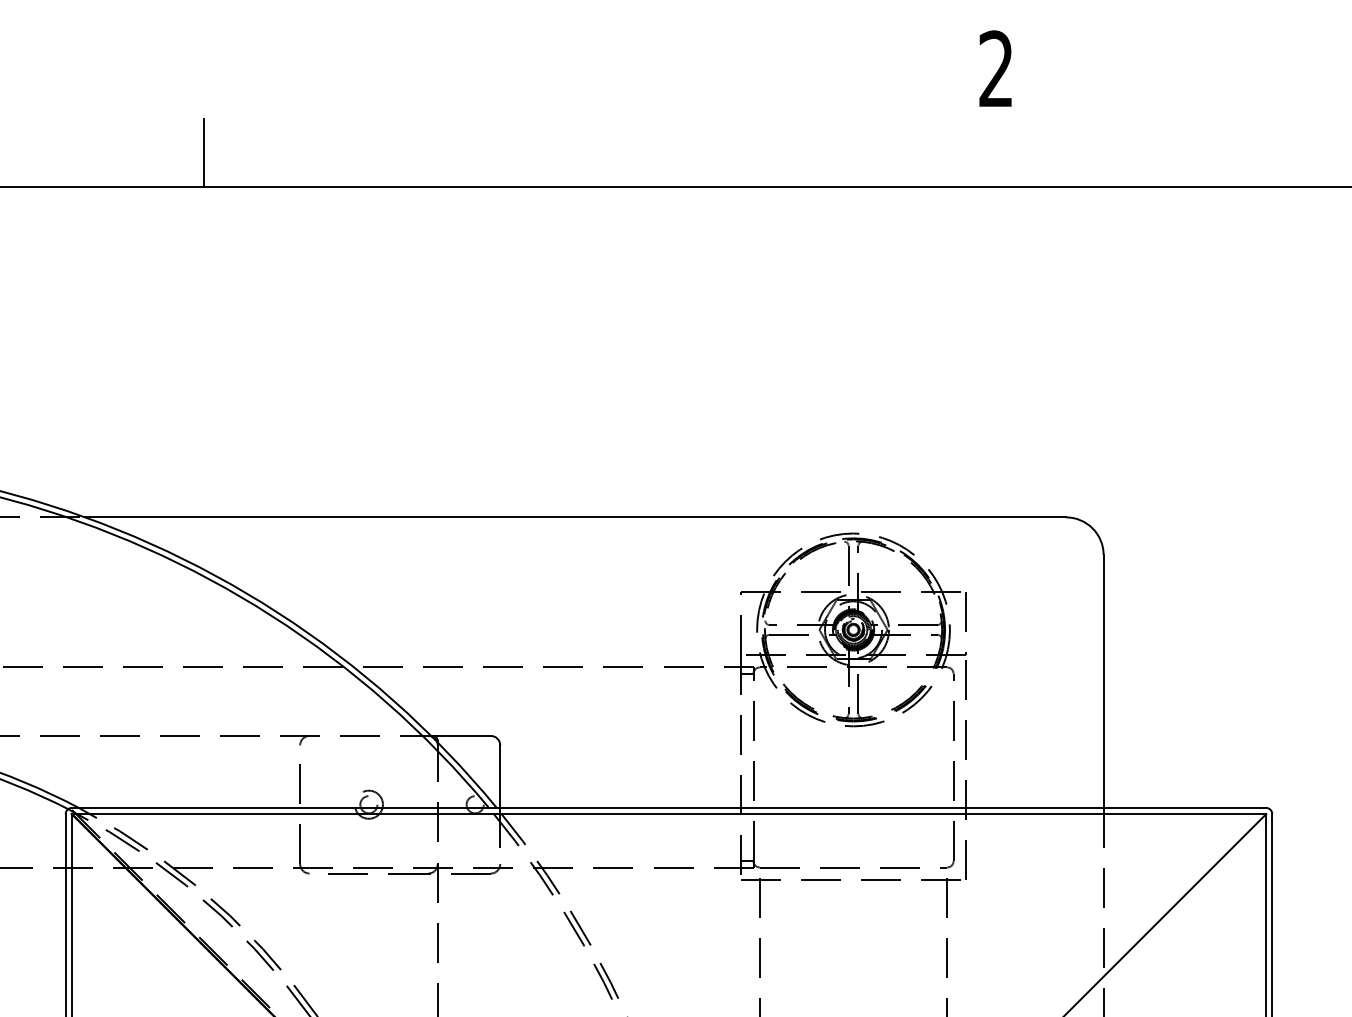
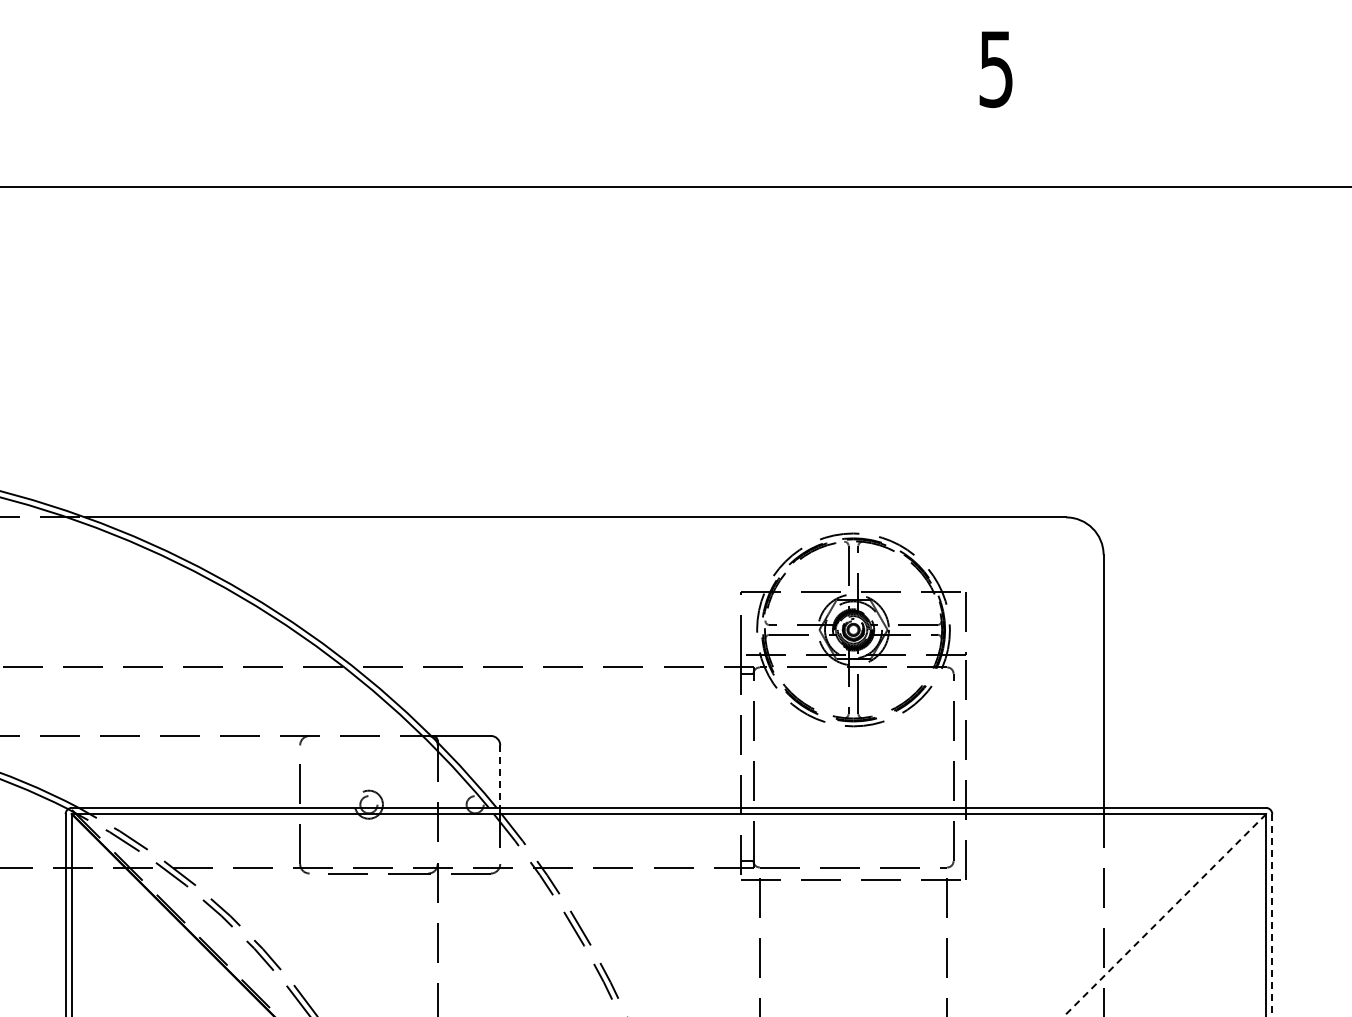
text: 2 -> 5 (995, 69)
line: present -> none (204, 153)
line: solid -> dashed (500, 777)
line: solid -> dashed (1164, 915)
line: solid -> dashed (1272, 916)
